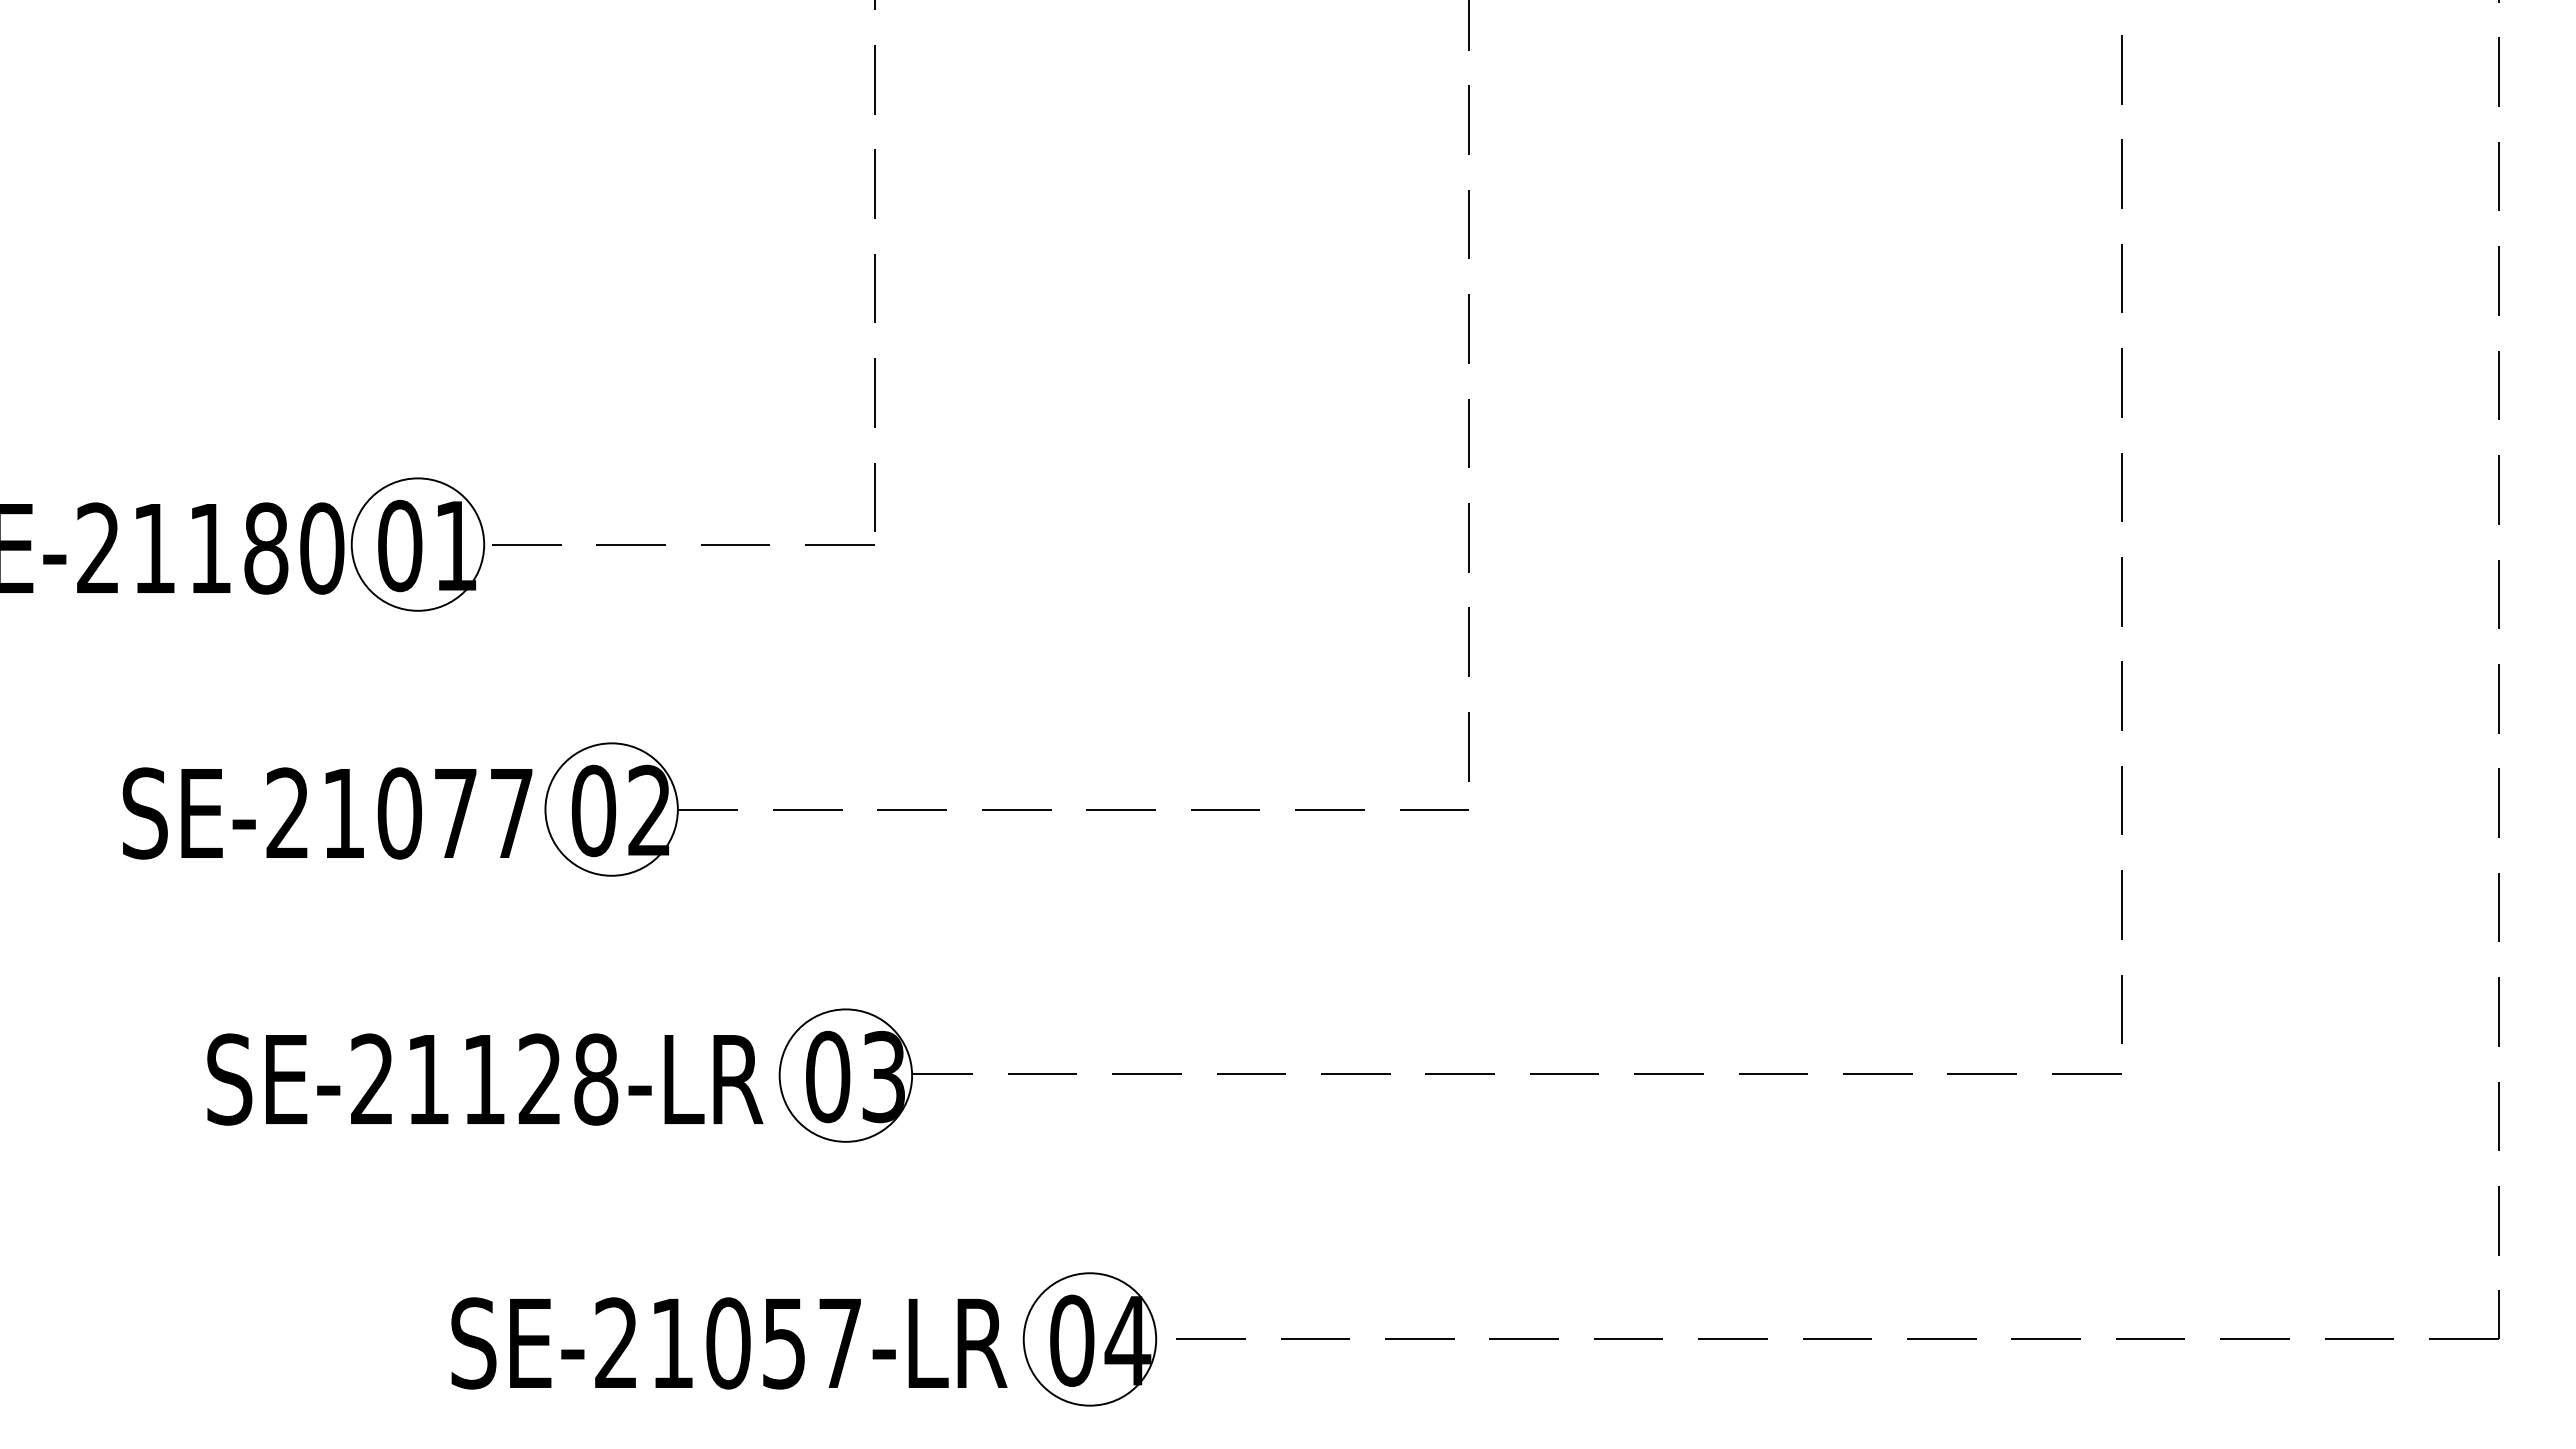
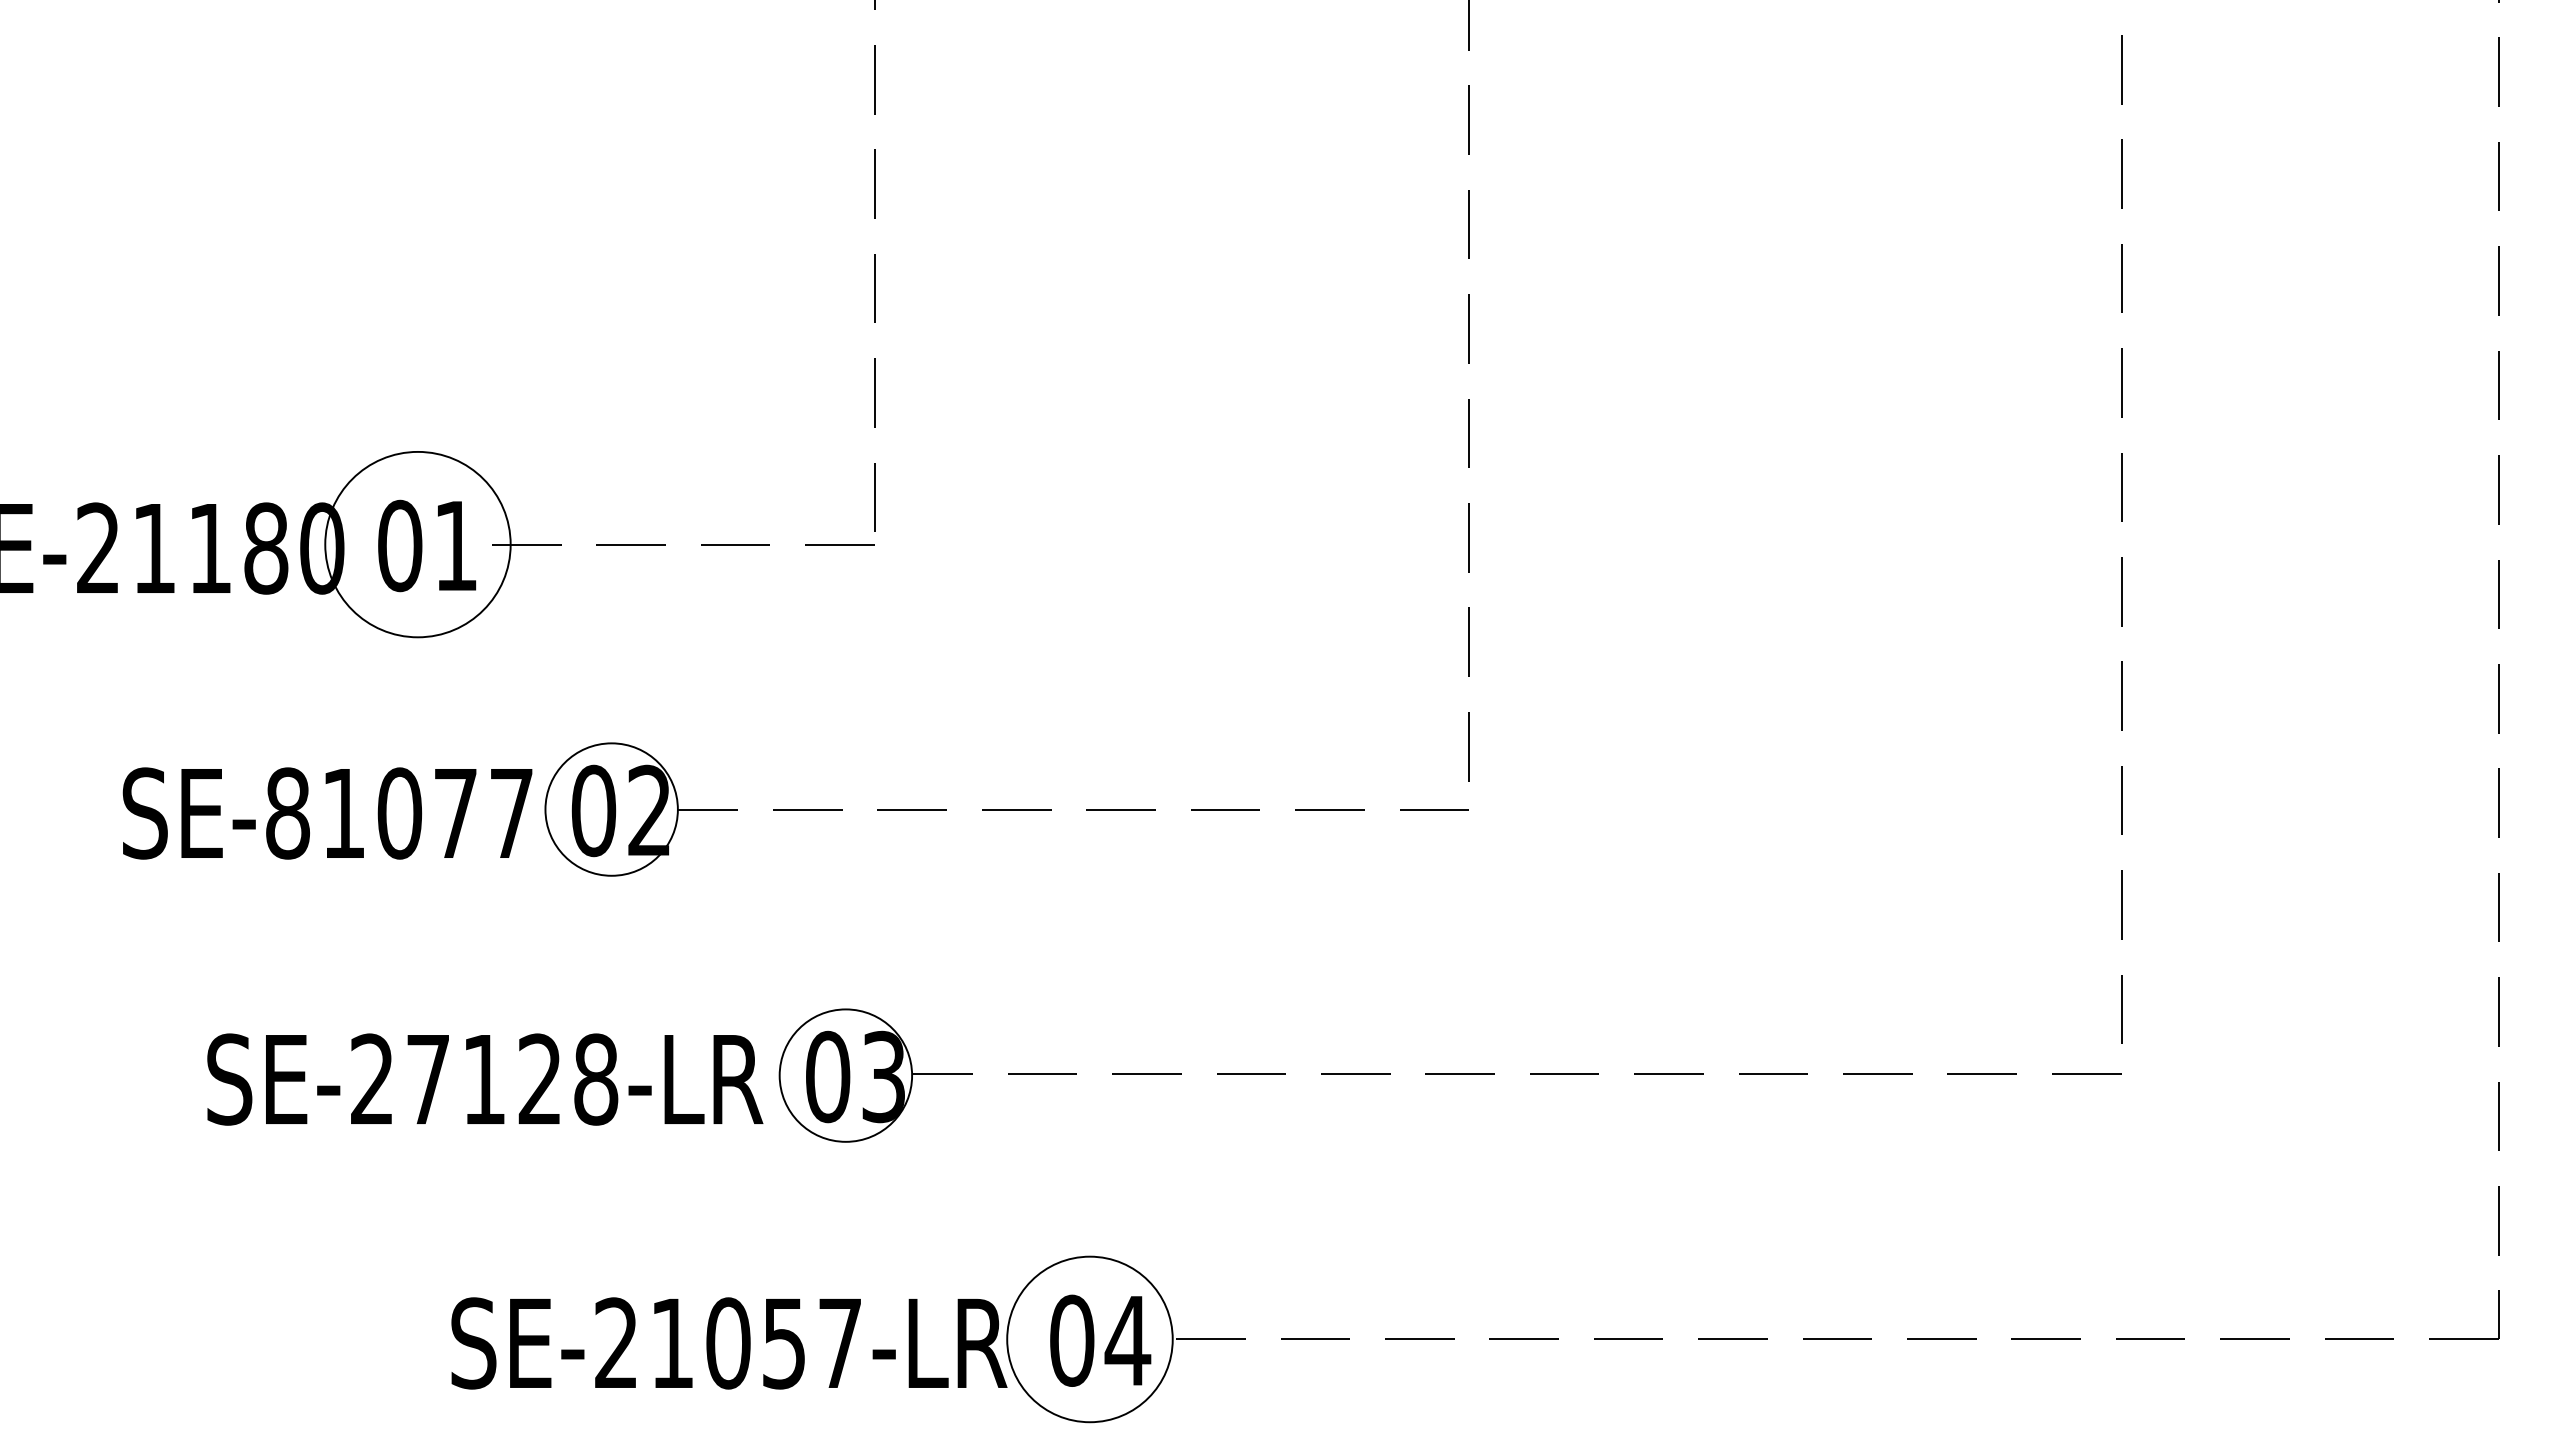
circle diameter: 132 px -> 185 px (417, 544)
text: SE-21077 -> SE-81077 (287, 813)
text: SE-21128-LR -> SE-27128-LR (427, 1079)
circle diameter: 132 px -> 166 px (1089, 1339)
